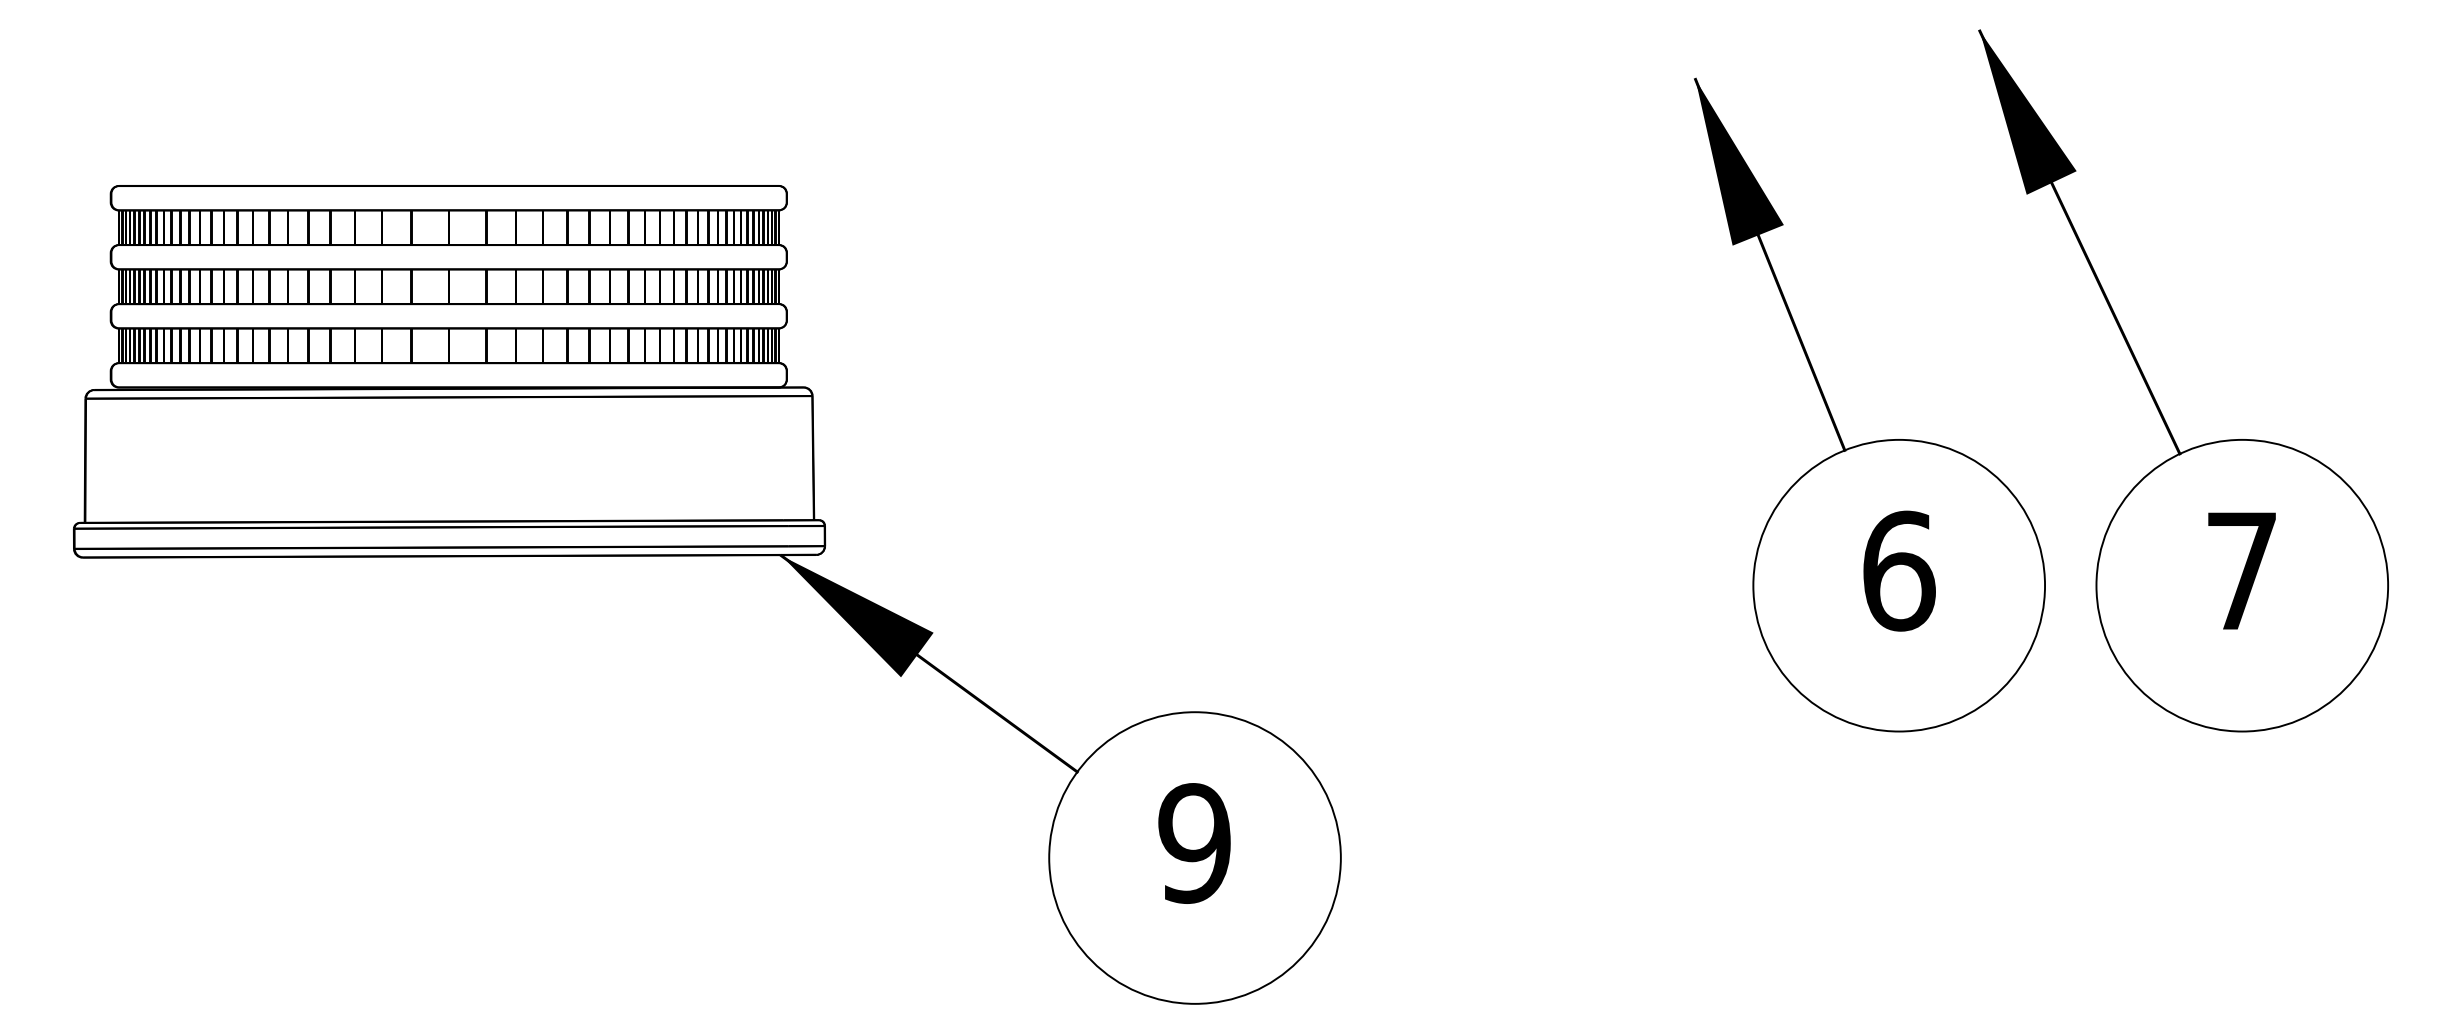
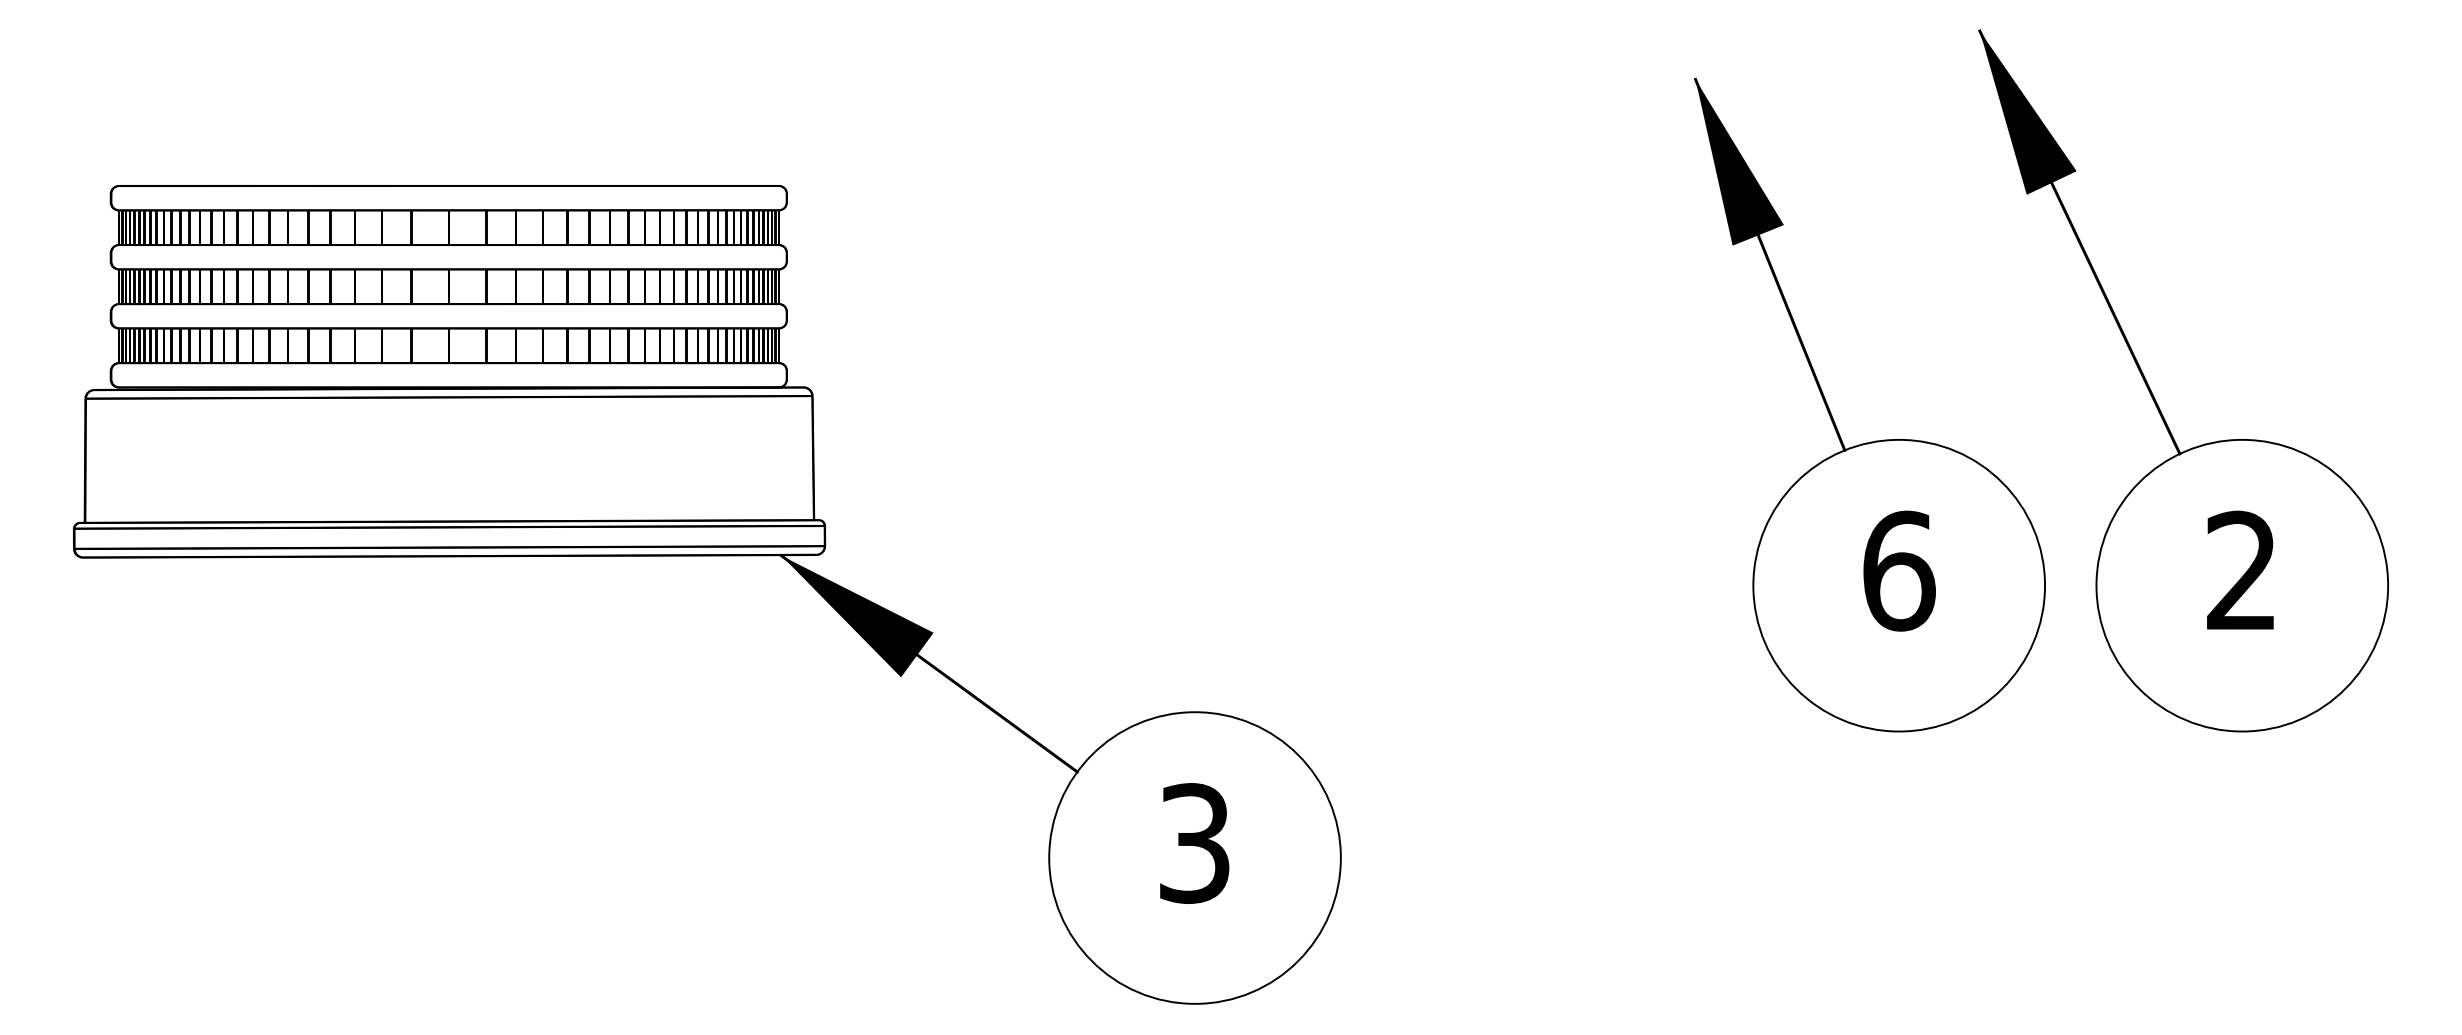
text: 7 -> 2 (2241, 569)
text: 9 -> 3 (1194, 843)
